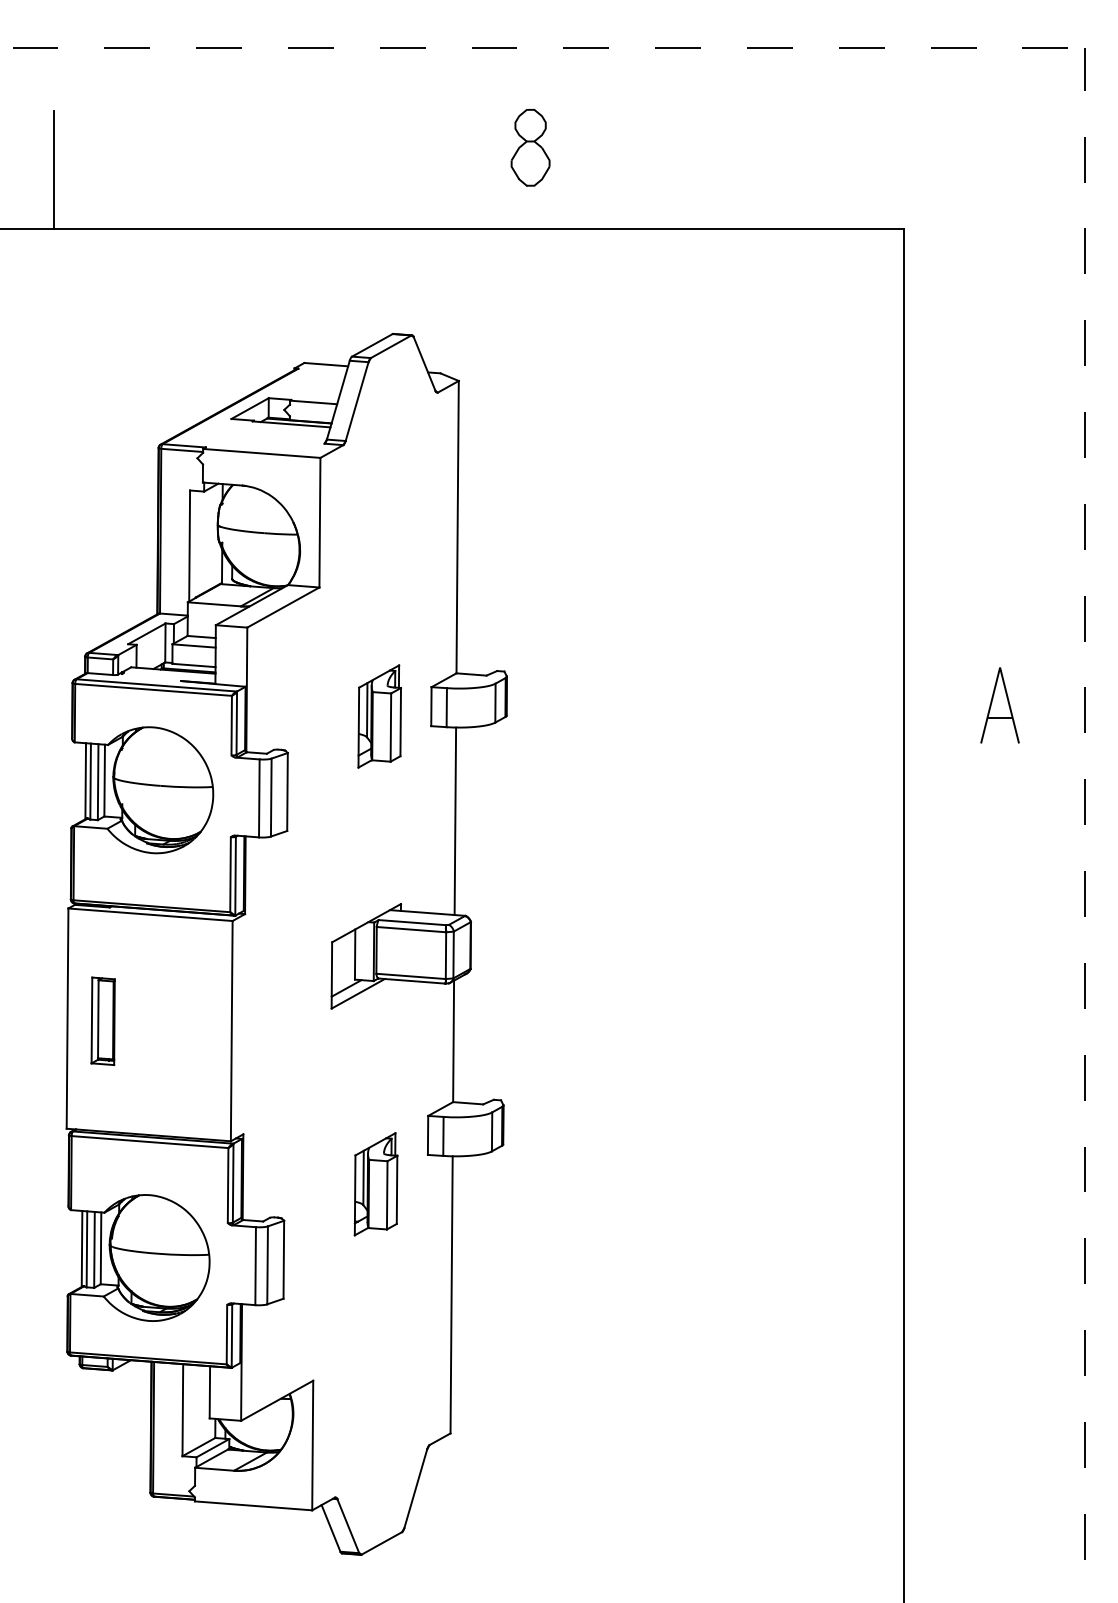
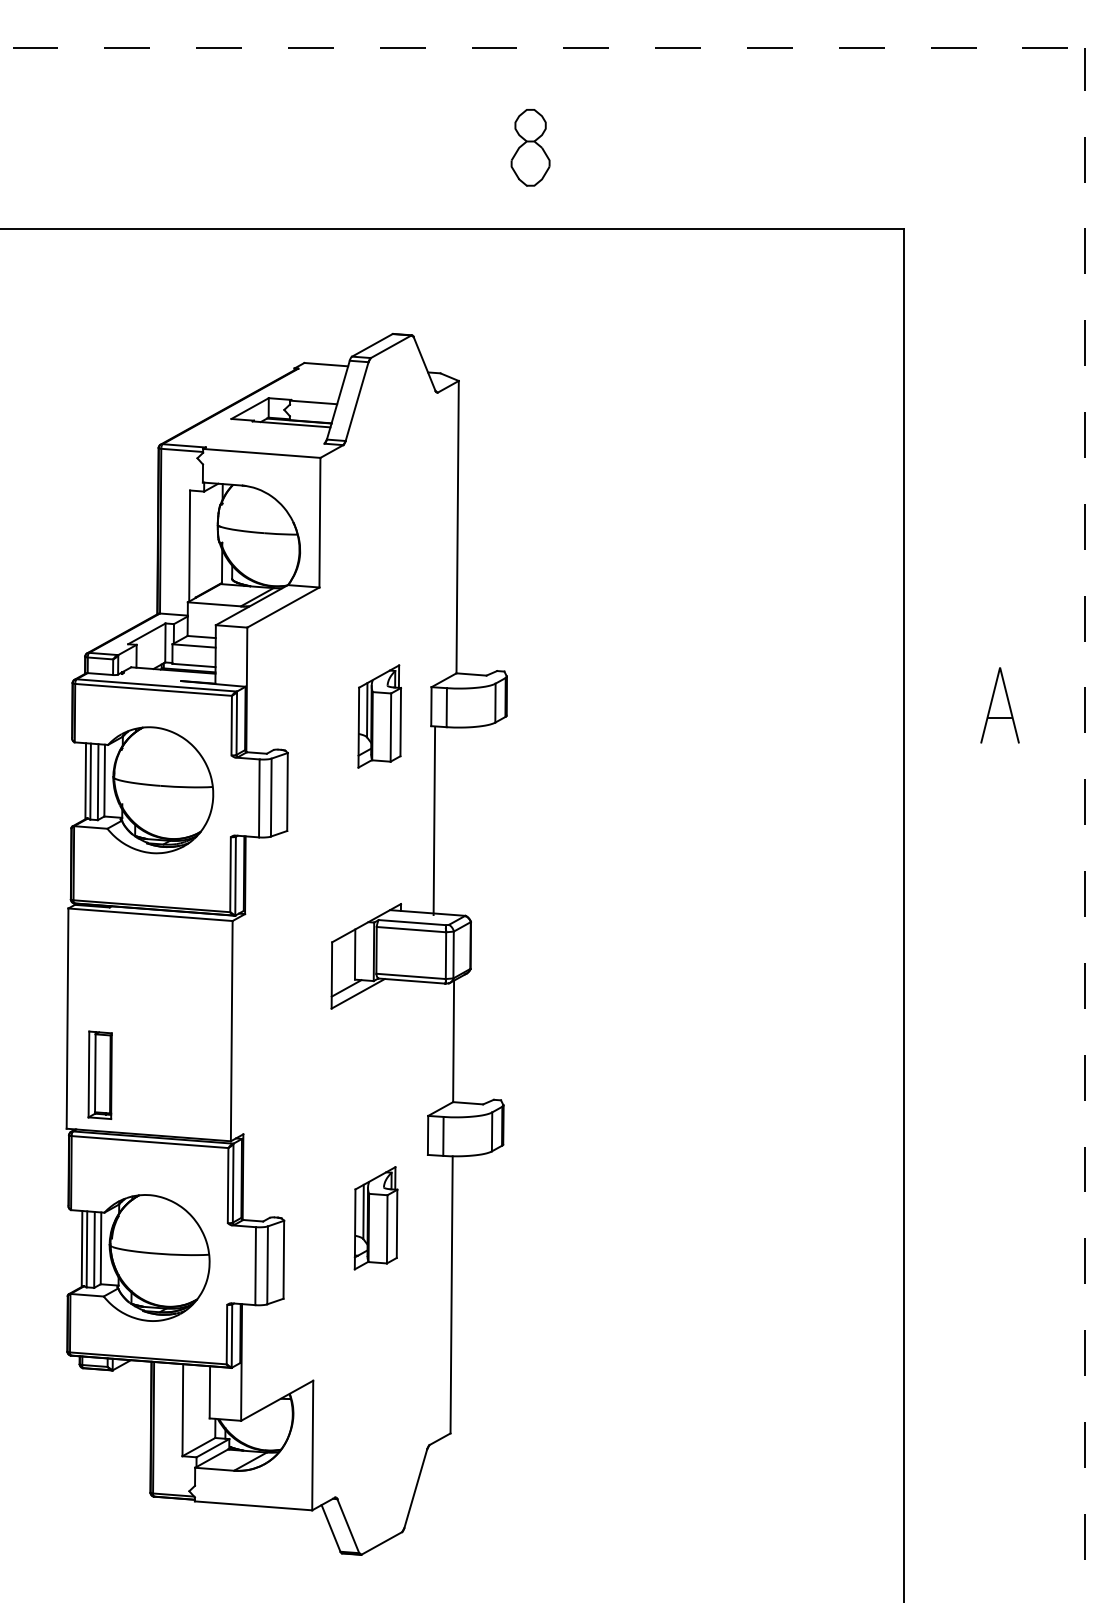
line: present -> none (54, 169)
line position: (455, 821) -> (434, 821) (434, 821)
part position: (102, 1020) -> (99, 1074) (99, 1074)
part position: (375, 1184) -> (375, 1218) (375, 1218)
